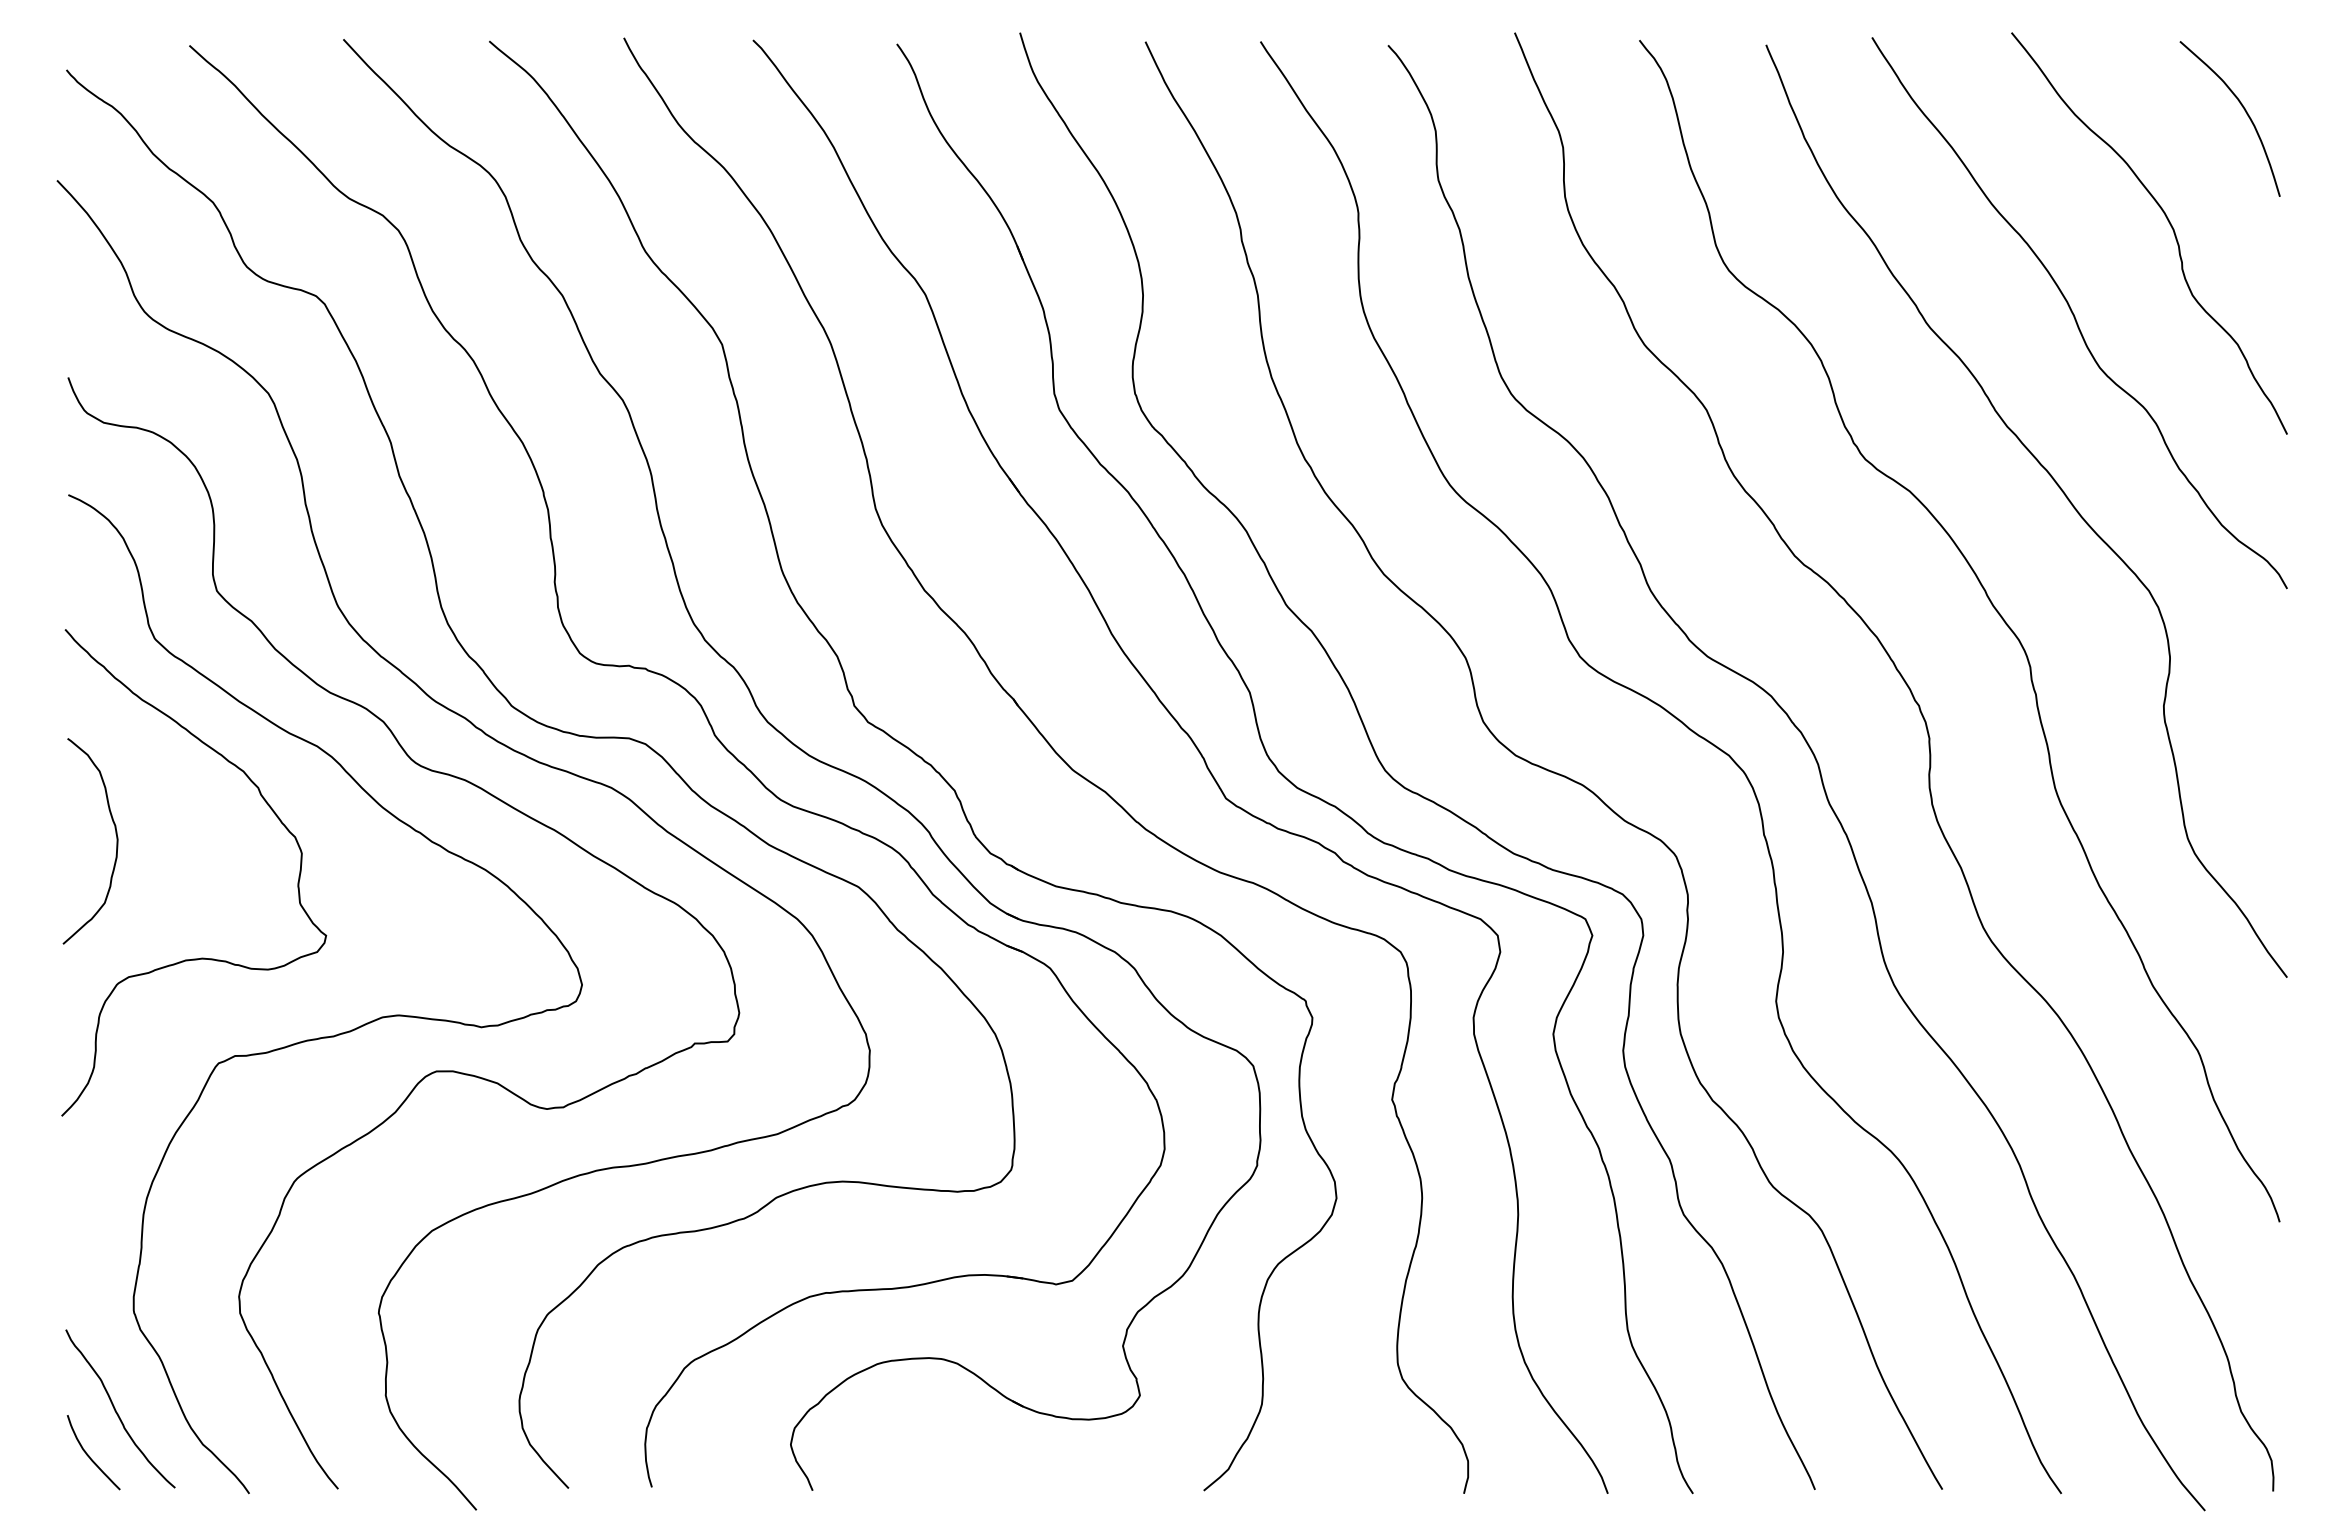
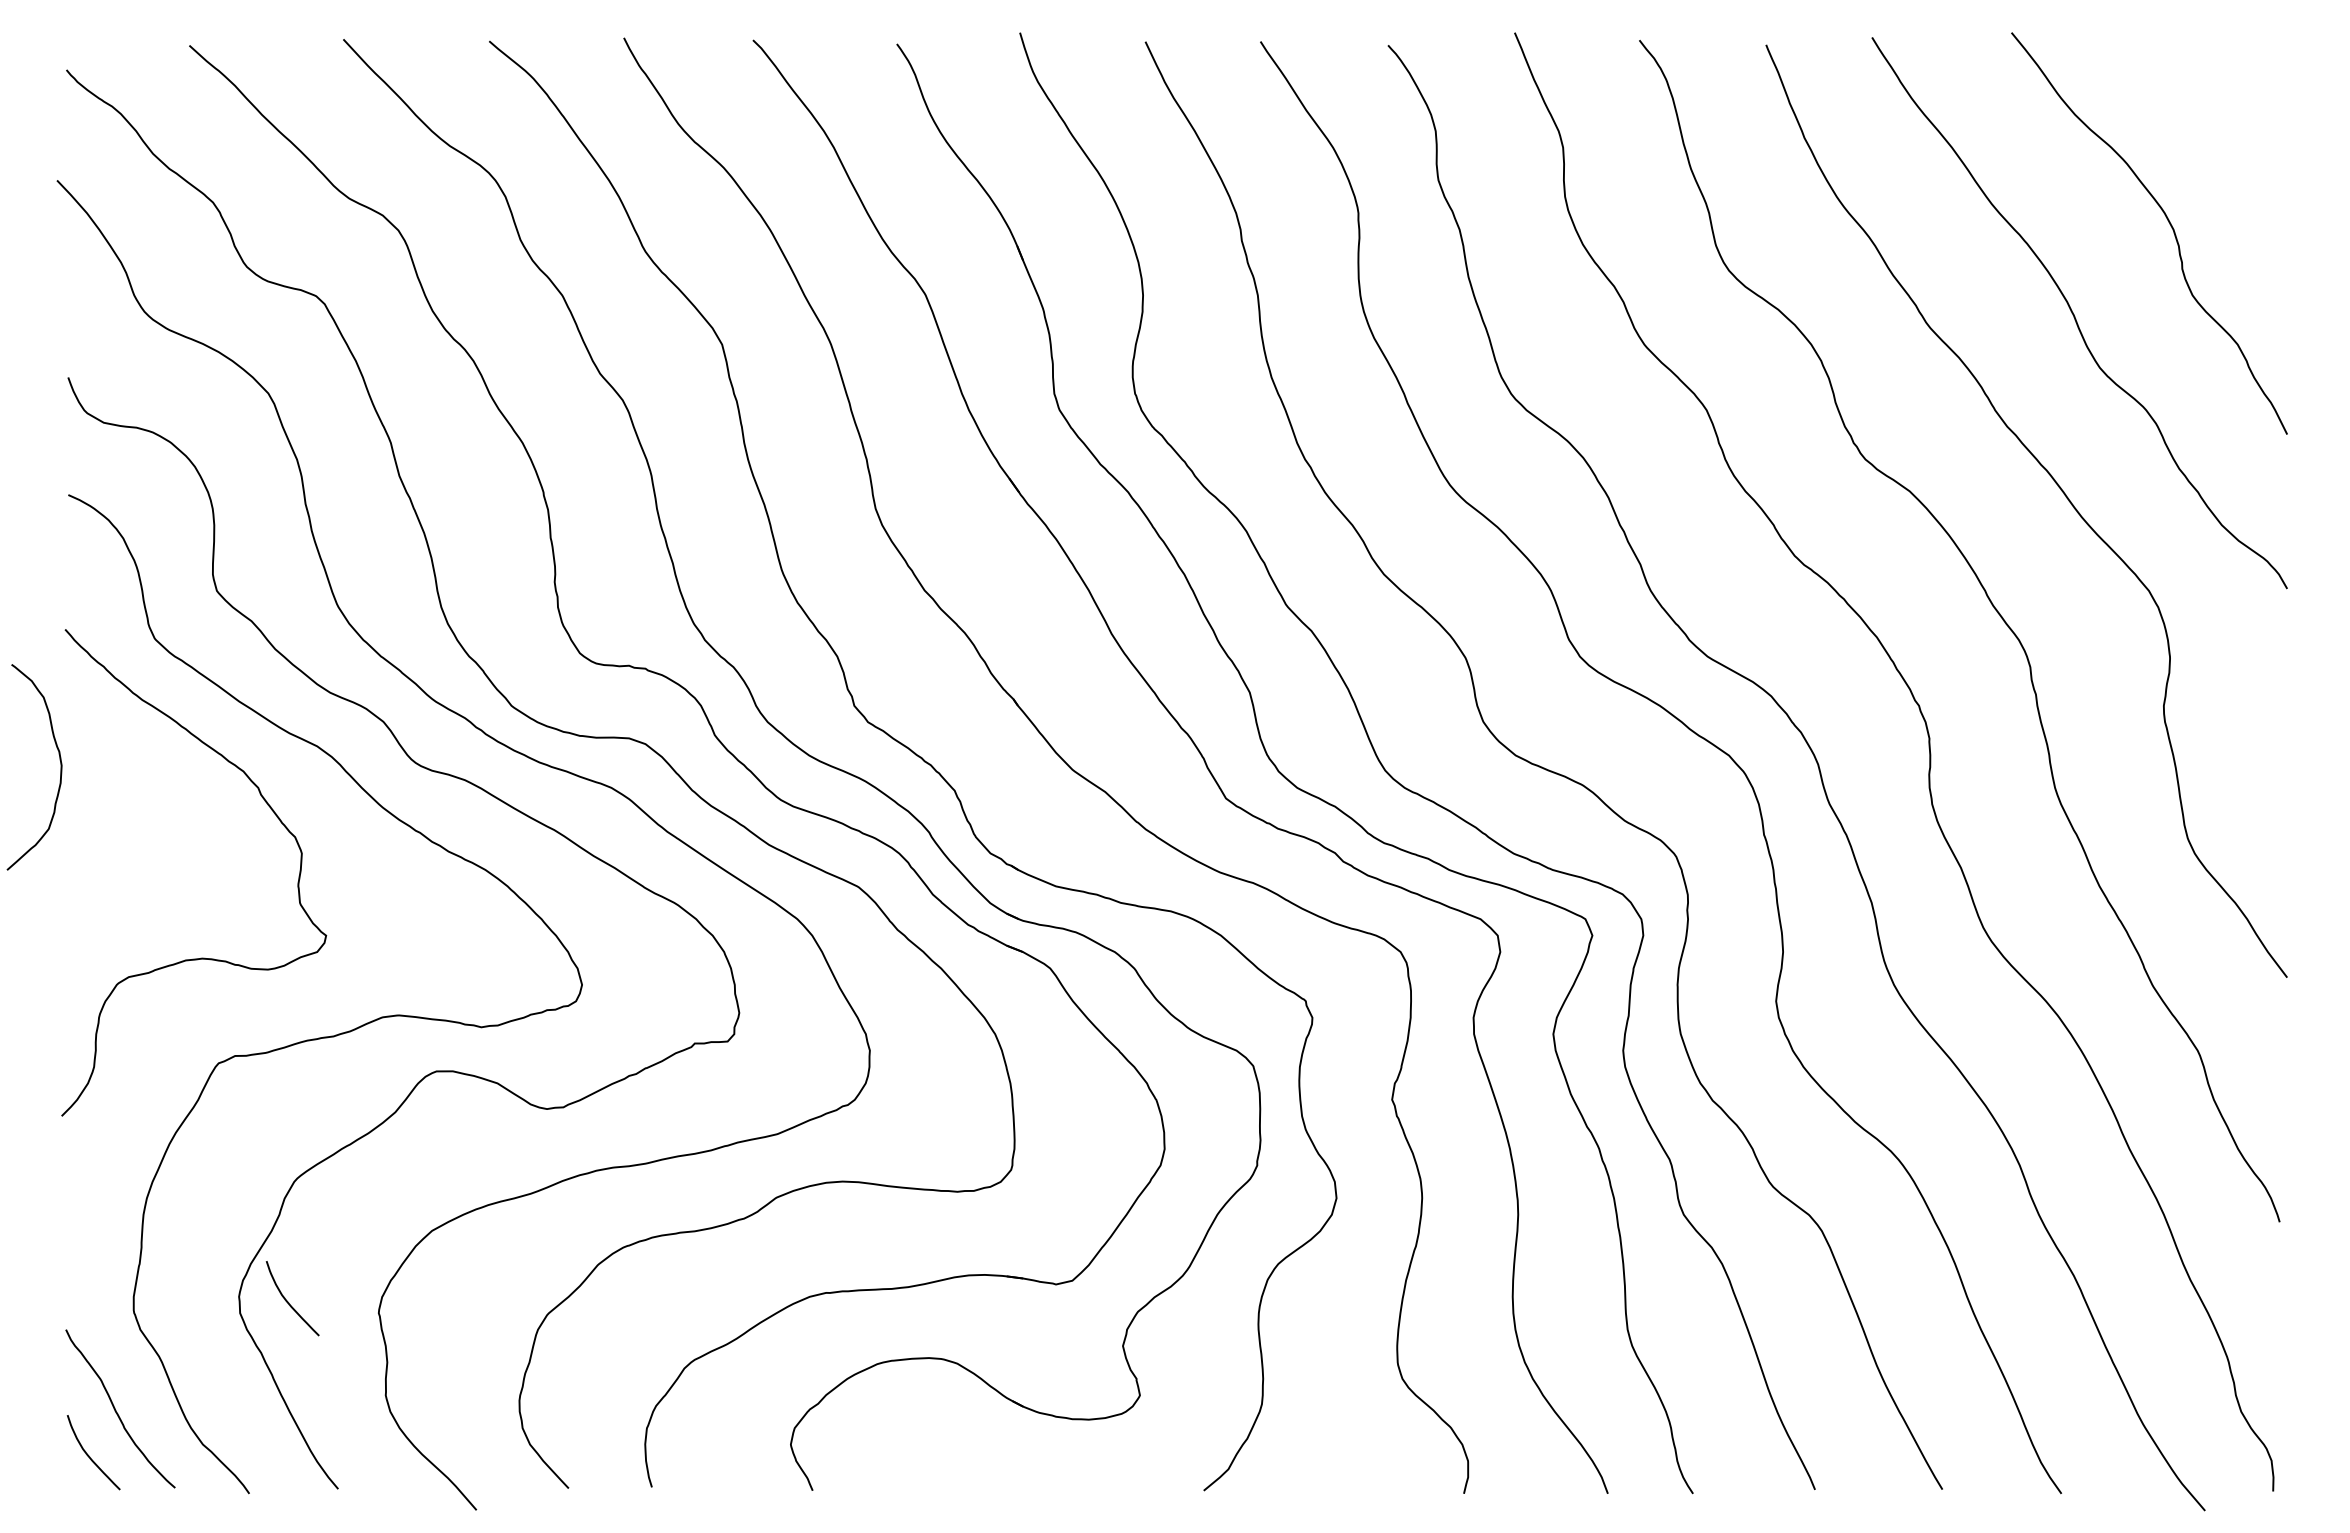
curve: present -> none (2243, 109)
curve position: (115, 834) -> (59, 760) (59, 760)
curve: none -> present (288, 1301)
